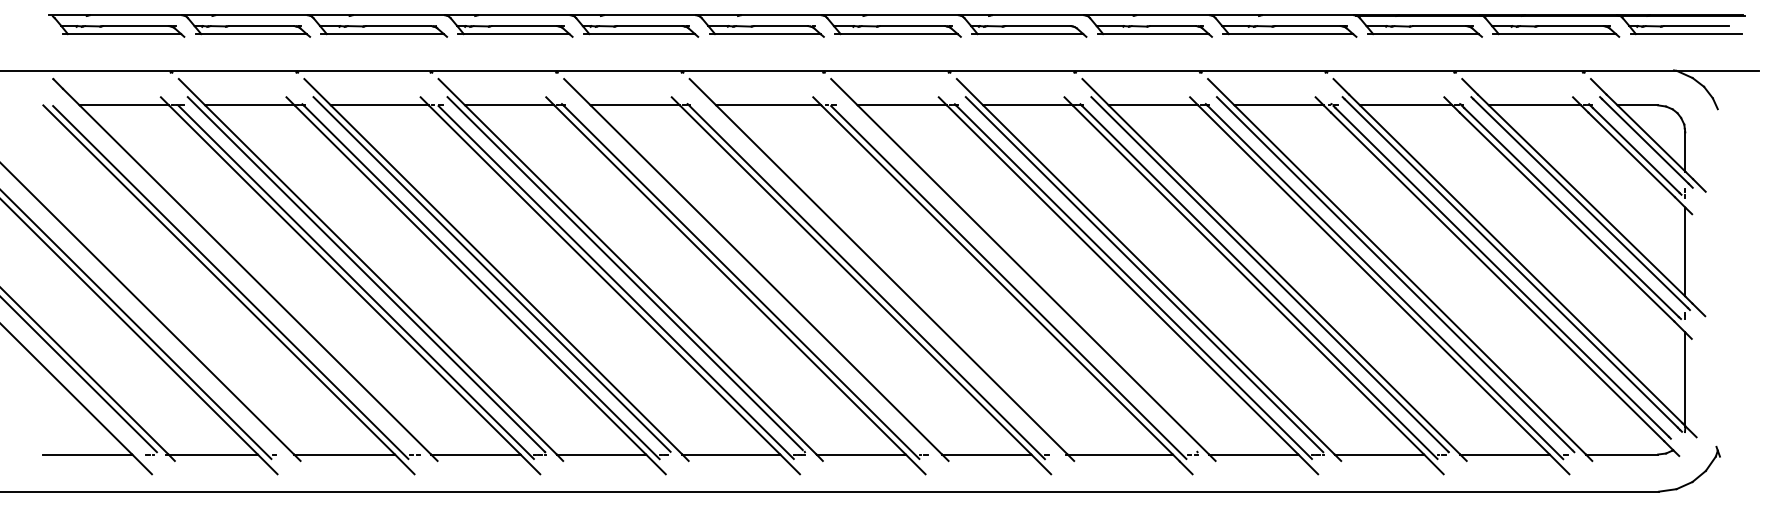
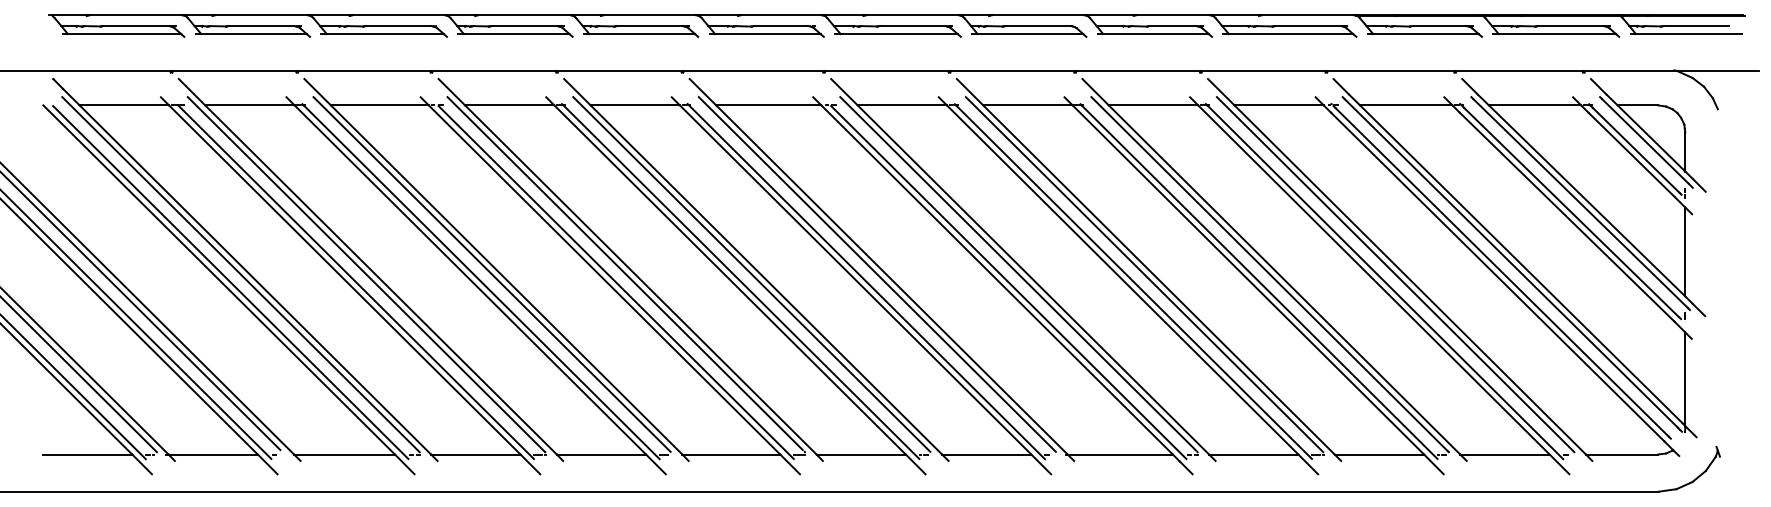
line: none -> present (1017, 273)
line: none -> present (240, 274)
line: none -> present (751, 274)
line: none -> present (876, 274)
line: none -> present (141, 312)
line: none -> present (73, 387)
